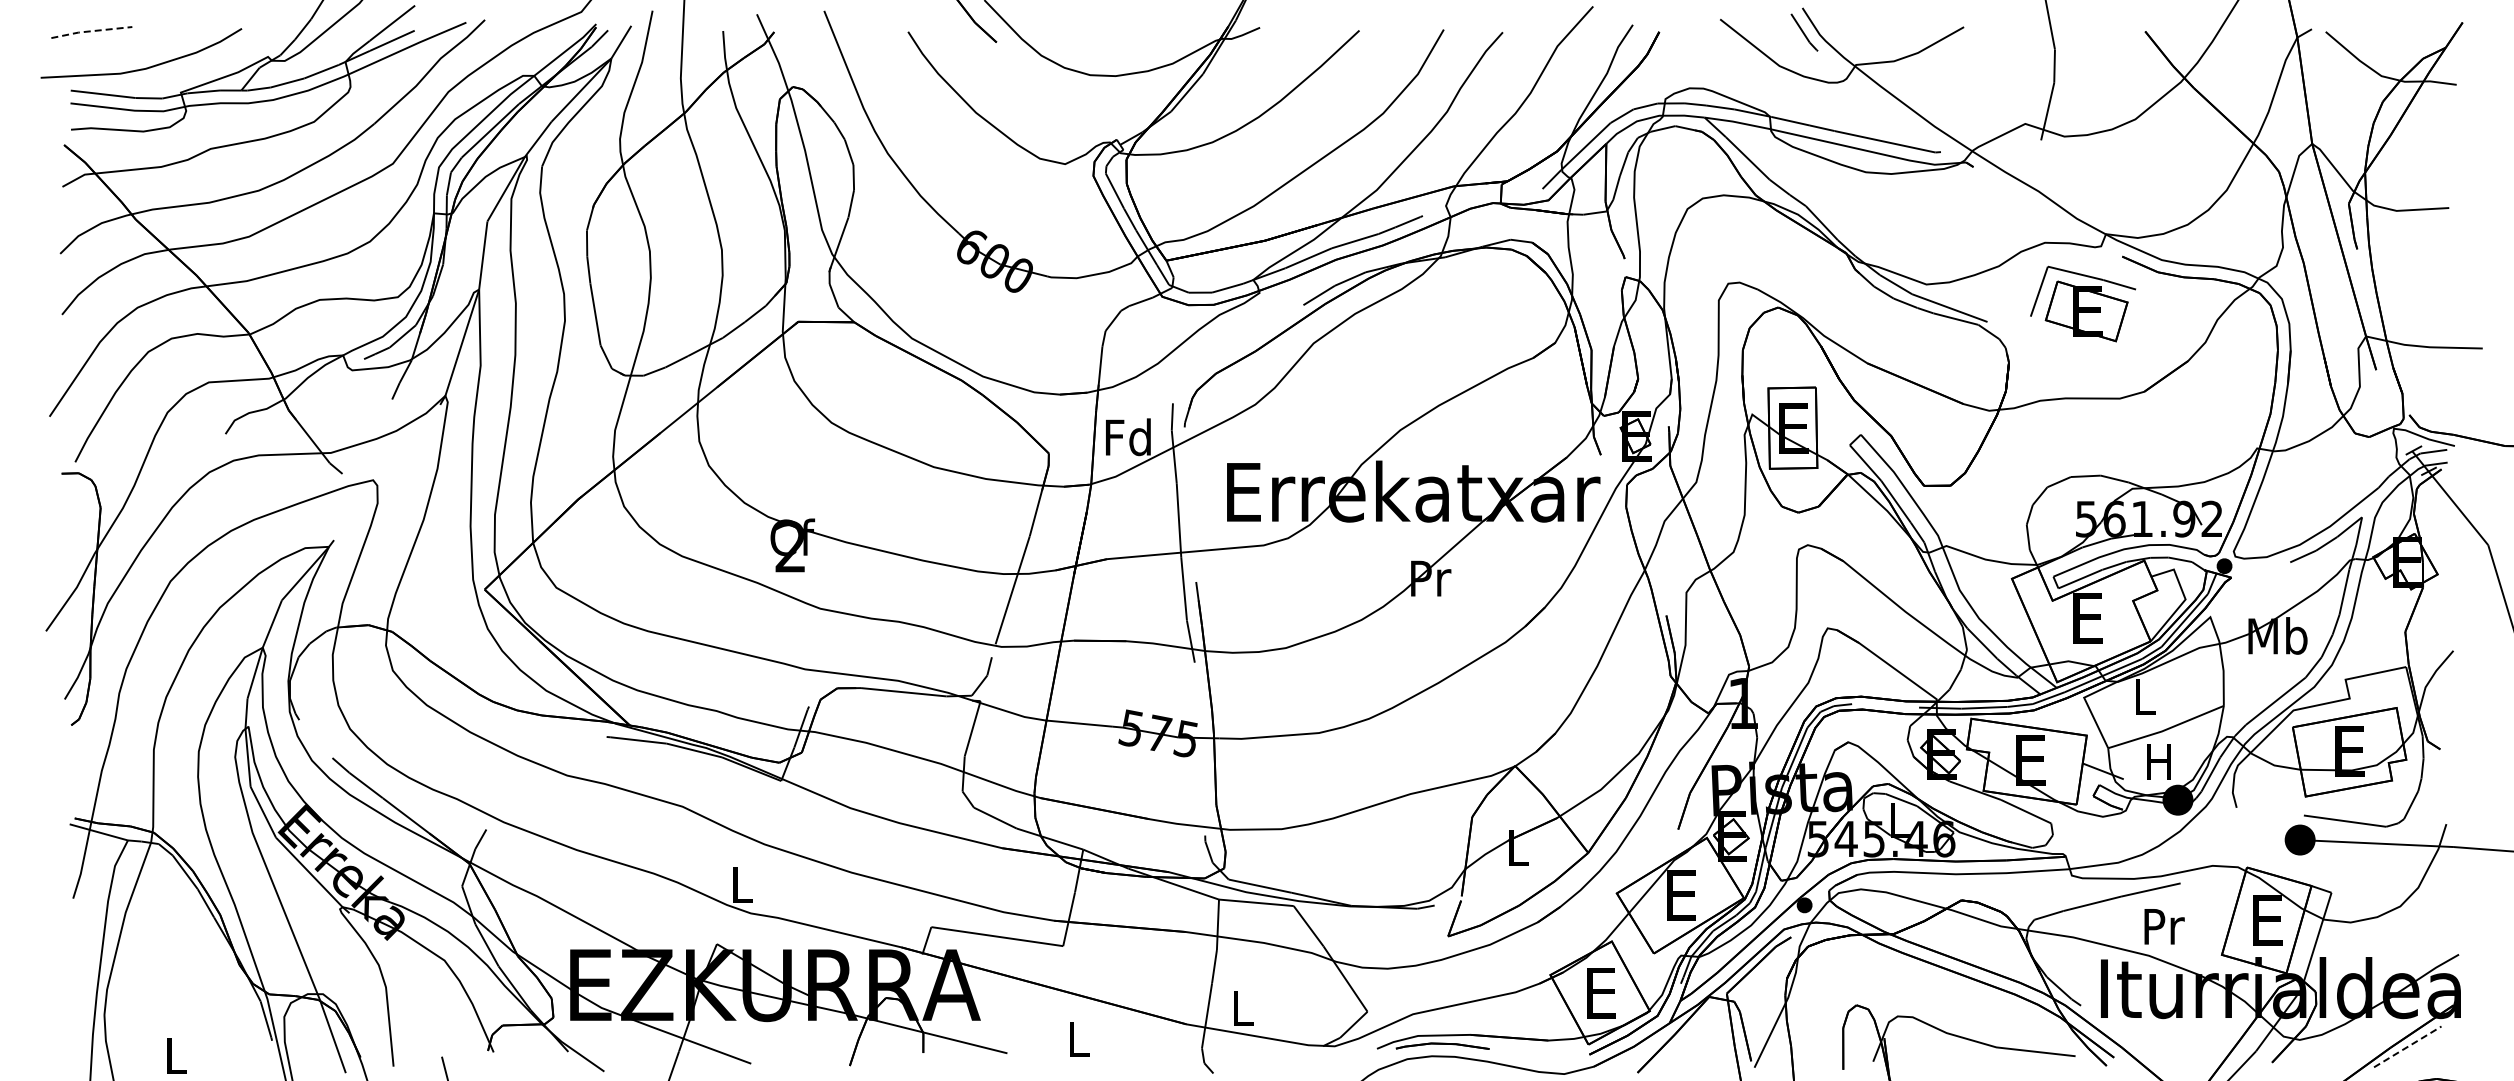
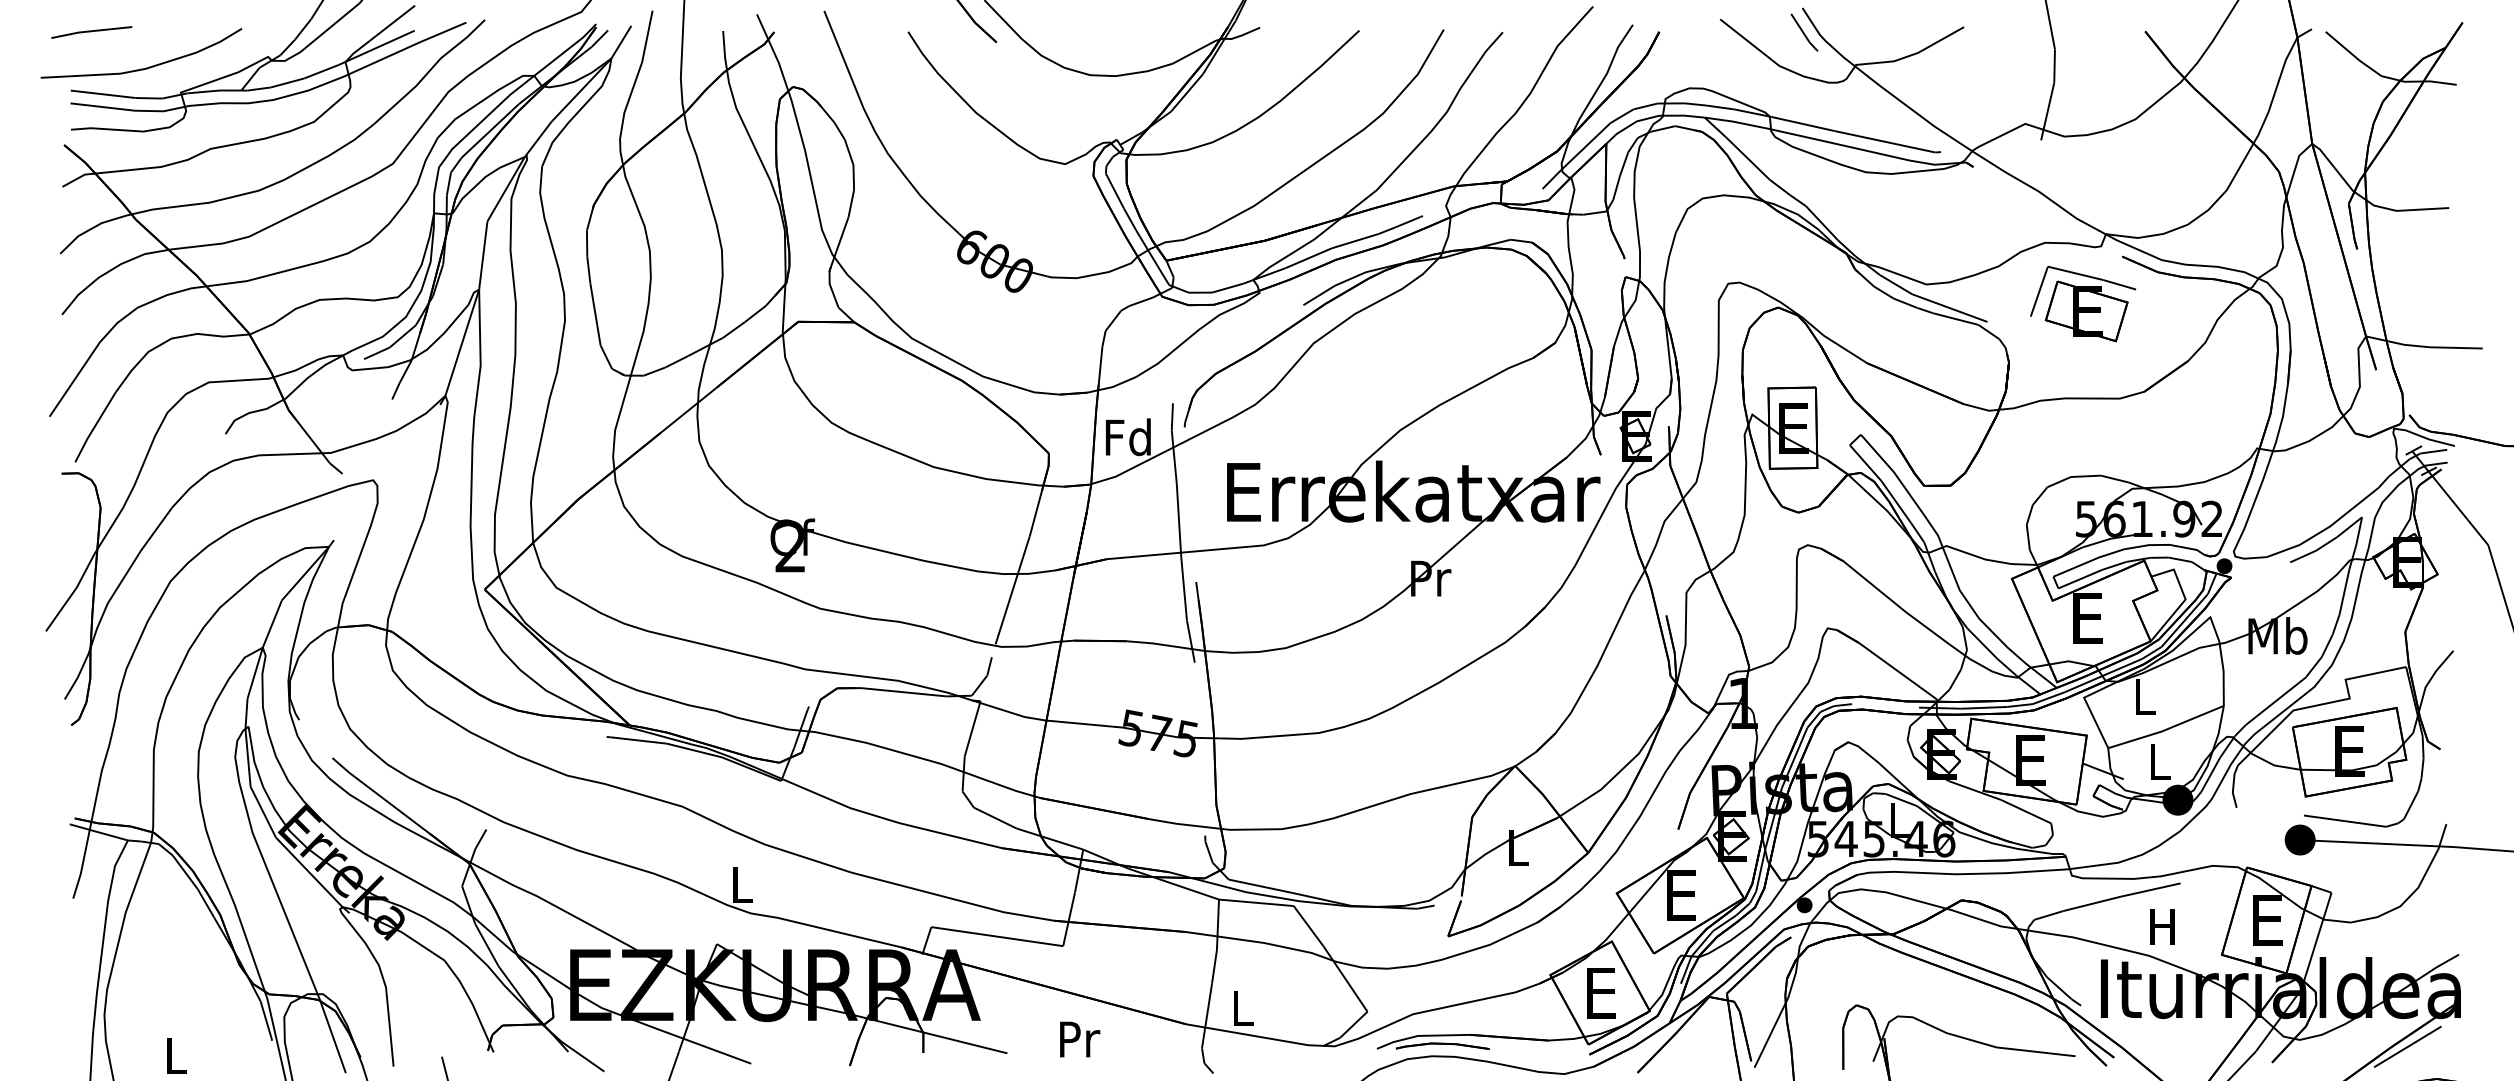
line: dashed -> solid (91, 31)
text: H -> L (2158, 761)
text: Pr -> H (2164, 926)
text: L -> Pr (1080, 1039)
line: dashed -> solid (2408, 1046)
